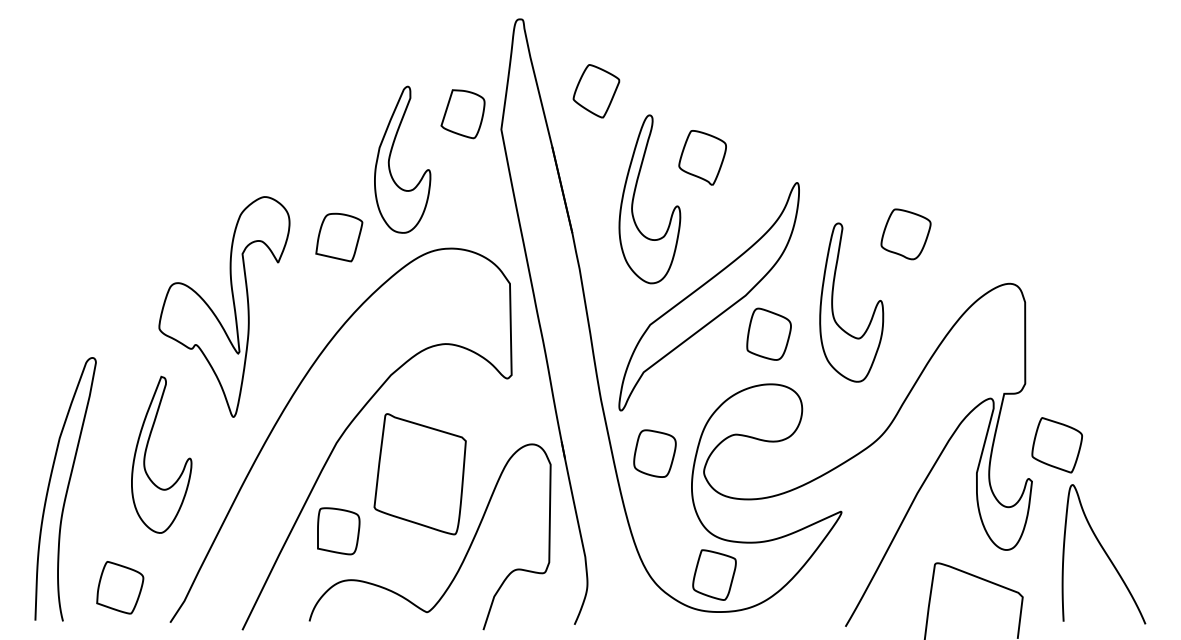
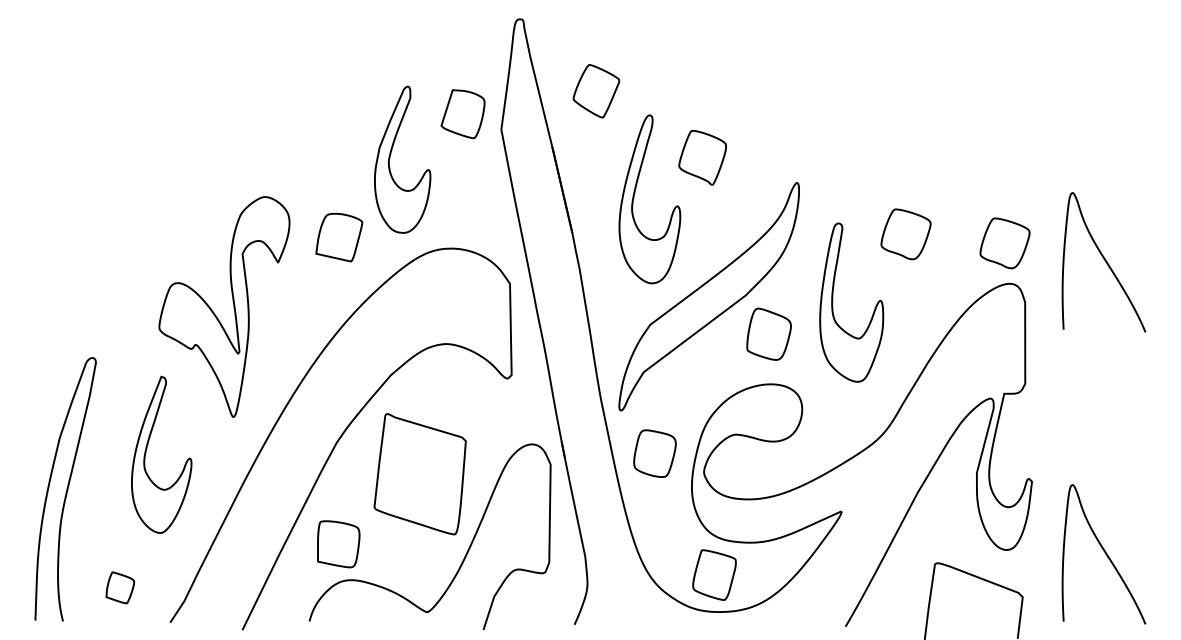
part: none -> present (1004, 243)
curve: none -> present (1105, 262)
part: present -> none (1056, 445)
part position: (338, 531) -> (338, 544) (338, 544)
part size: 49x54 px -> 31x34 px (120, 587)
